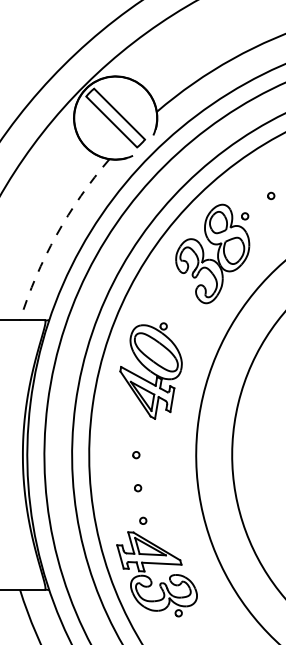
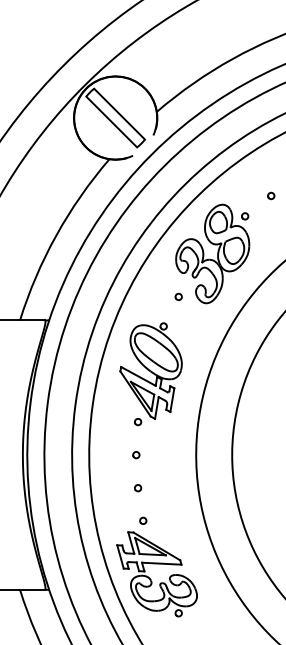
arc: dashed -> solid (56, 235)
part: none -> present (178, 296)
part: none -> present (138, 422)
